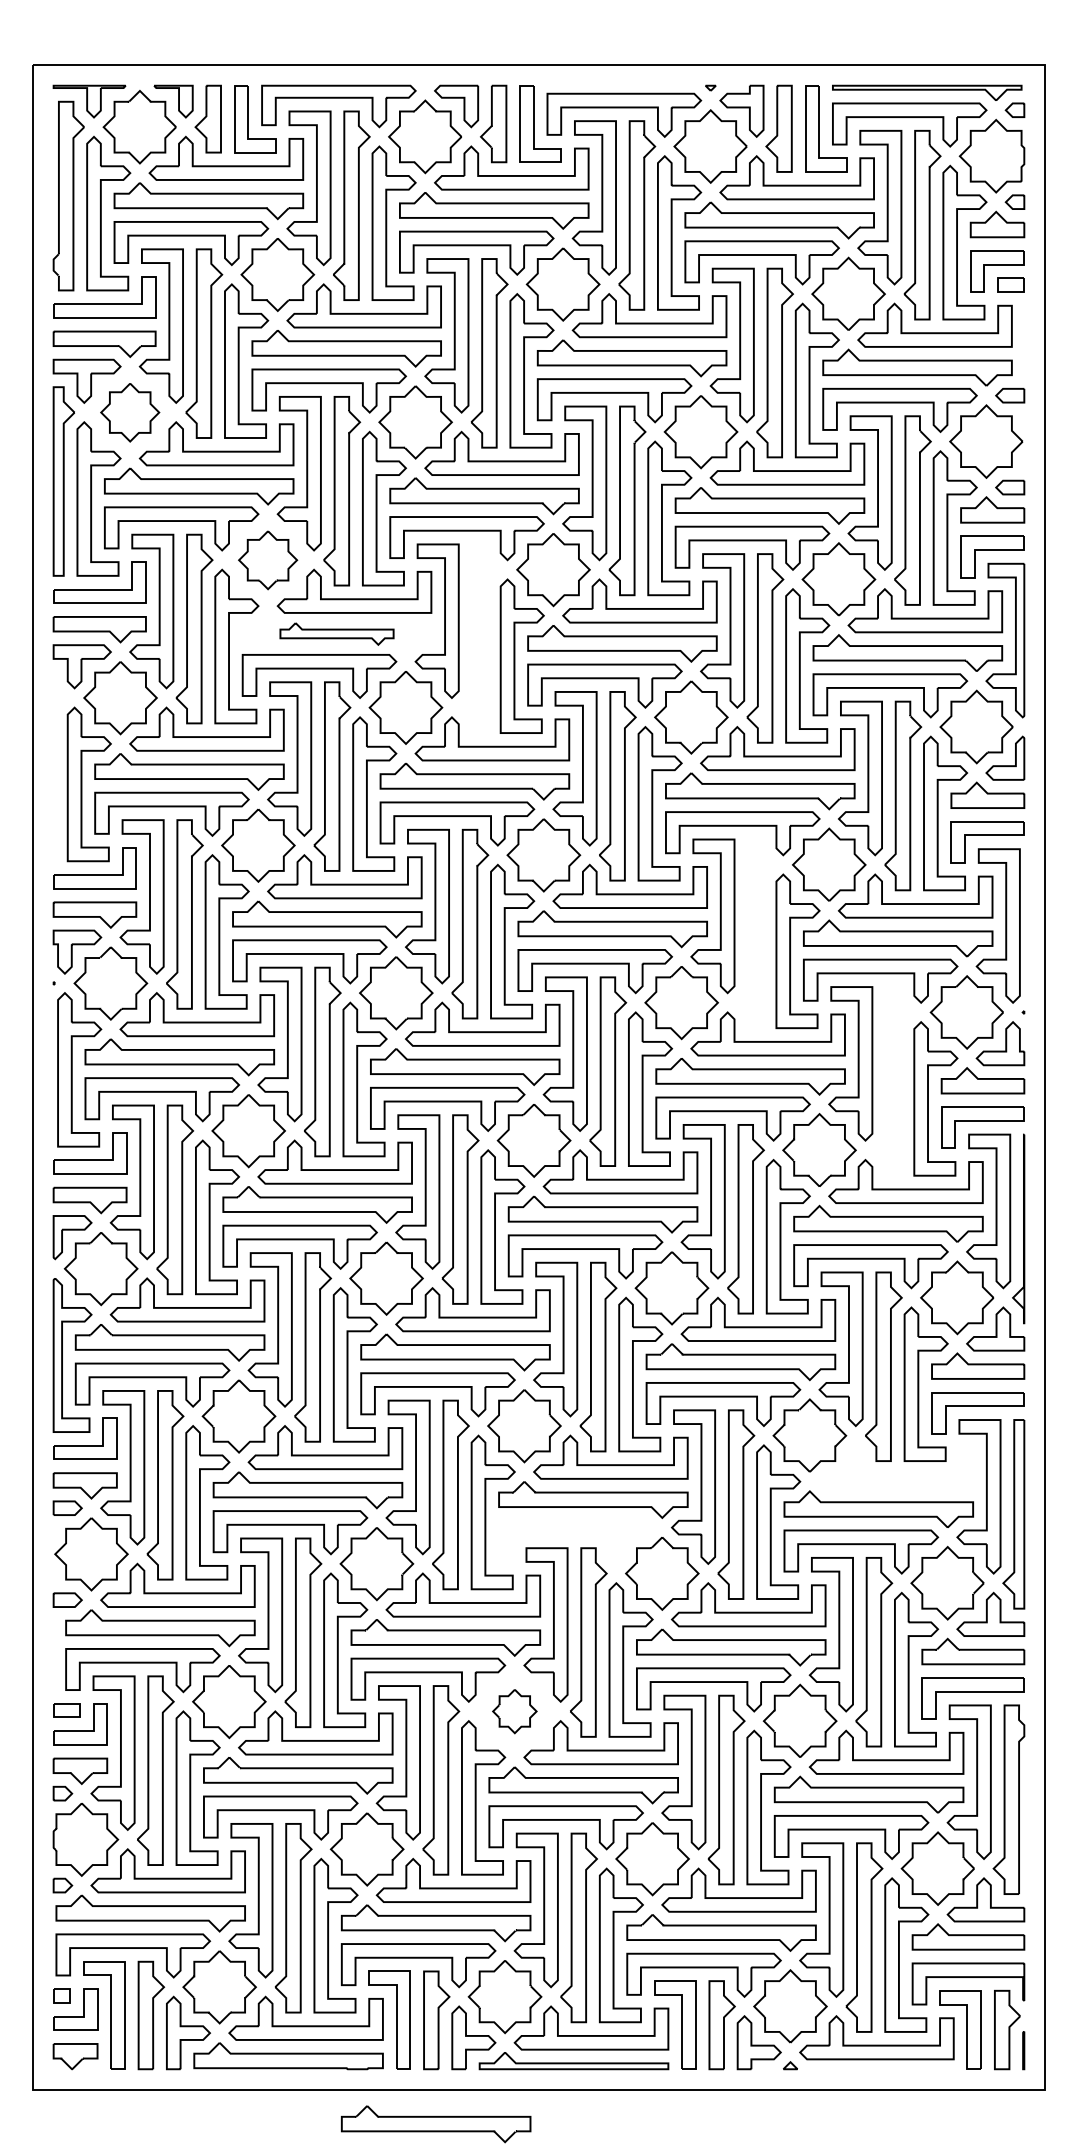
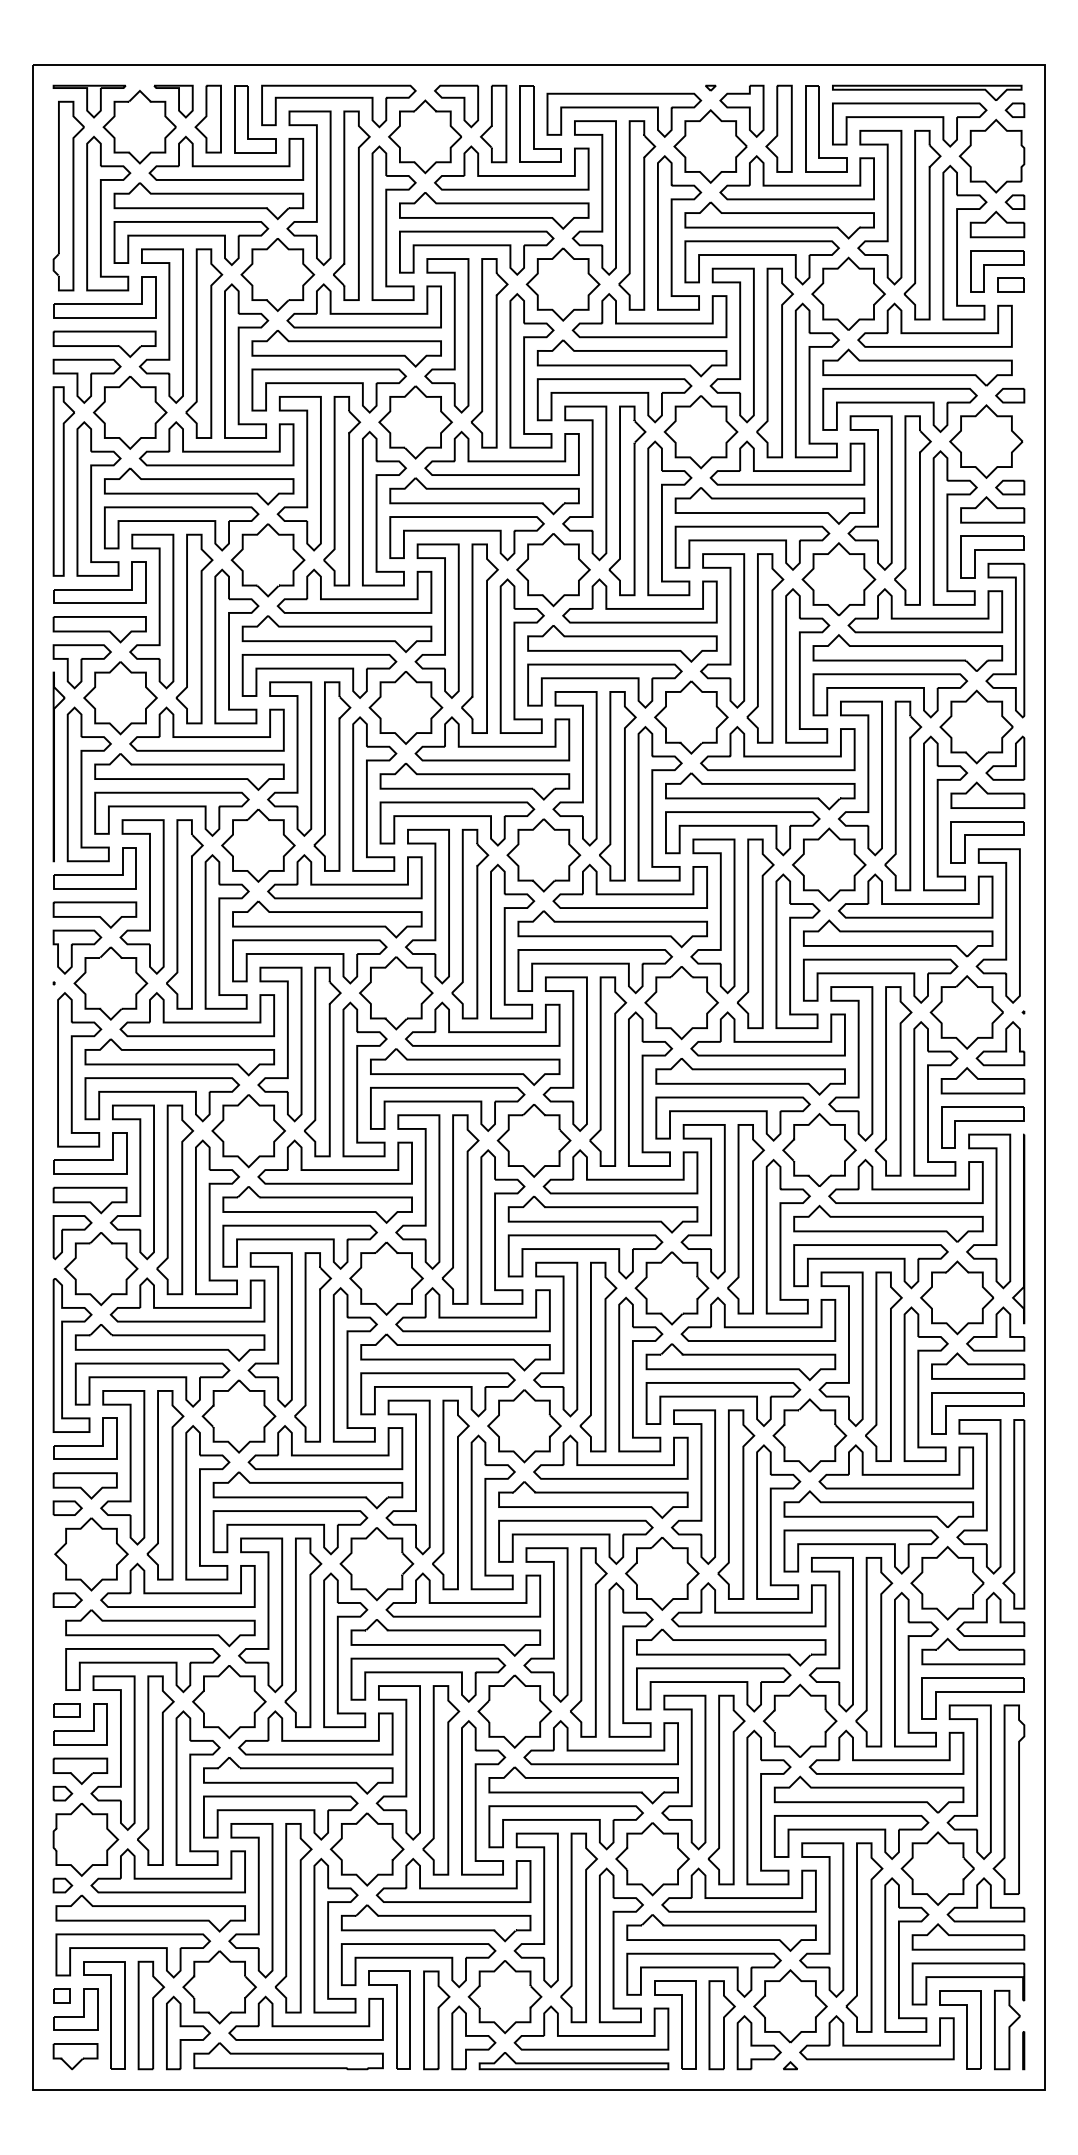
part size: 61x60 px -> 76x75 px (129, 412)
part size: 61x61 px -> 76x75 px (267, 560)
part size: 116x24 px -> 192x38 px (336, 633)
part: none -> present (479, 638)
part: none -> present (58, 766)
part: none -> present (755, 933)
part: none -> present (893, 1081)
part: none -> present (895, 1473)
part: none -> present (575, 1541)
part size: 46x46 px -> 76x75 px (514, 1711)
part: present -> none (436, 2124)
